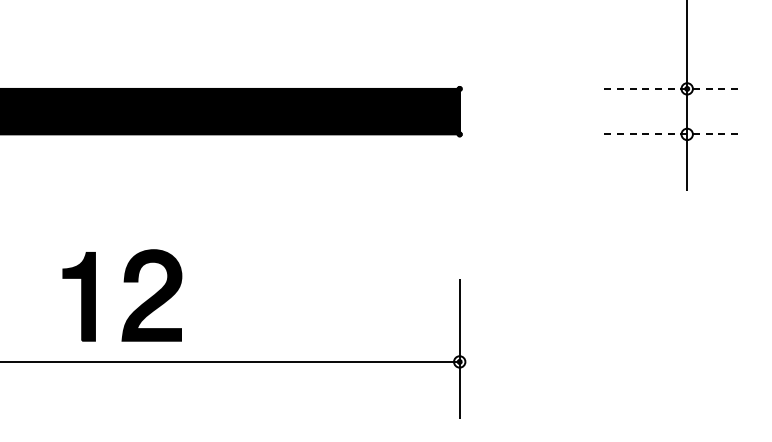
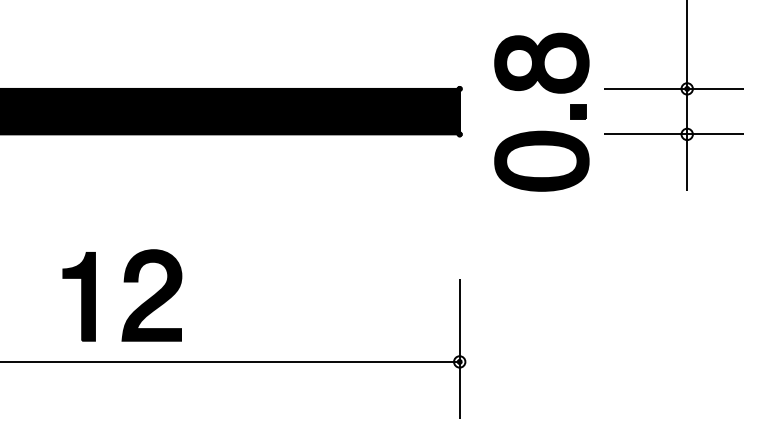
line: dashed -> solid (674, 88)
part: none -> present (541, 130)
line: dashed -> solid (674, 134)
